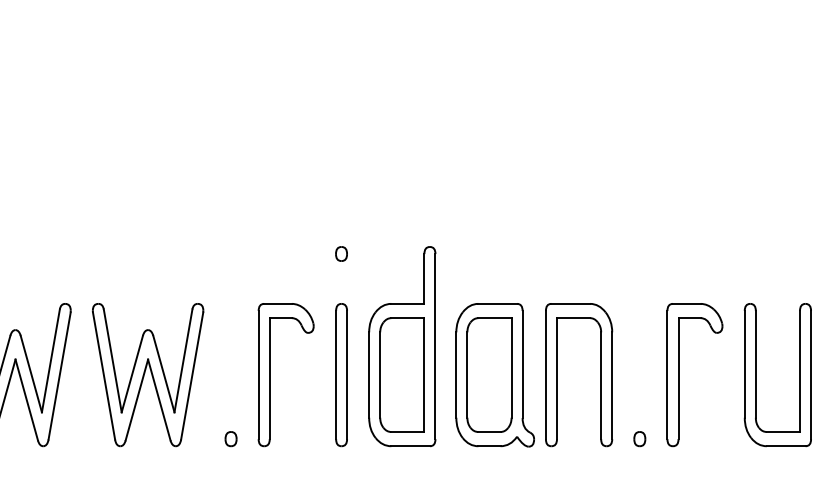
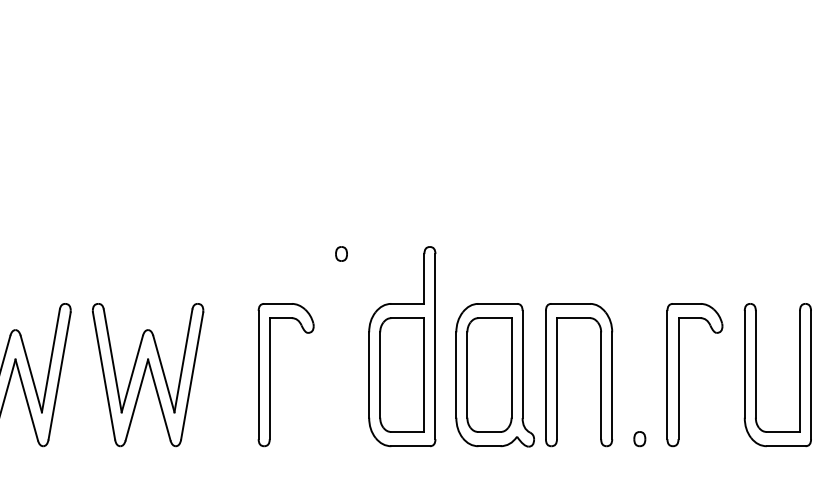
part: present -> none (341, 375)
part: present -> none (230, 439)
